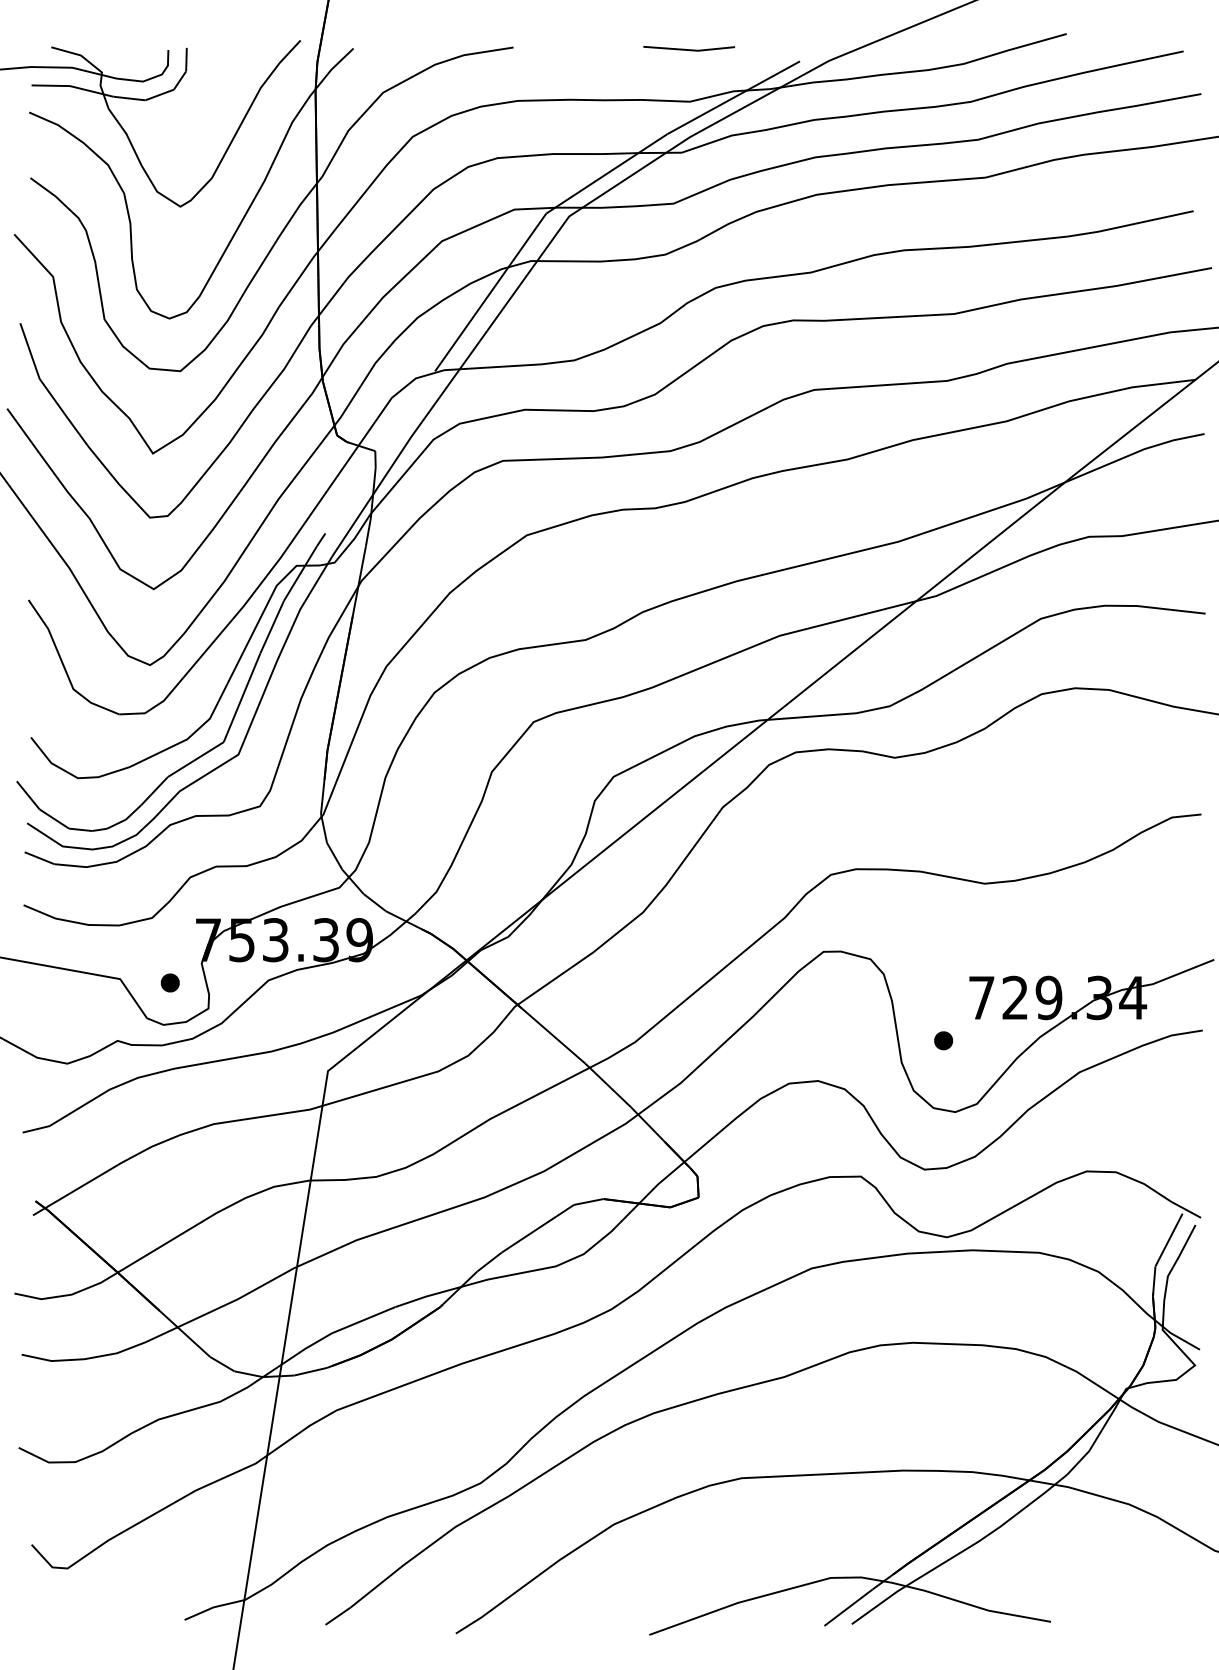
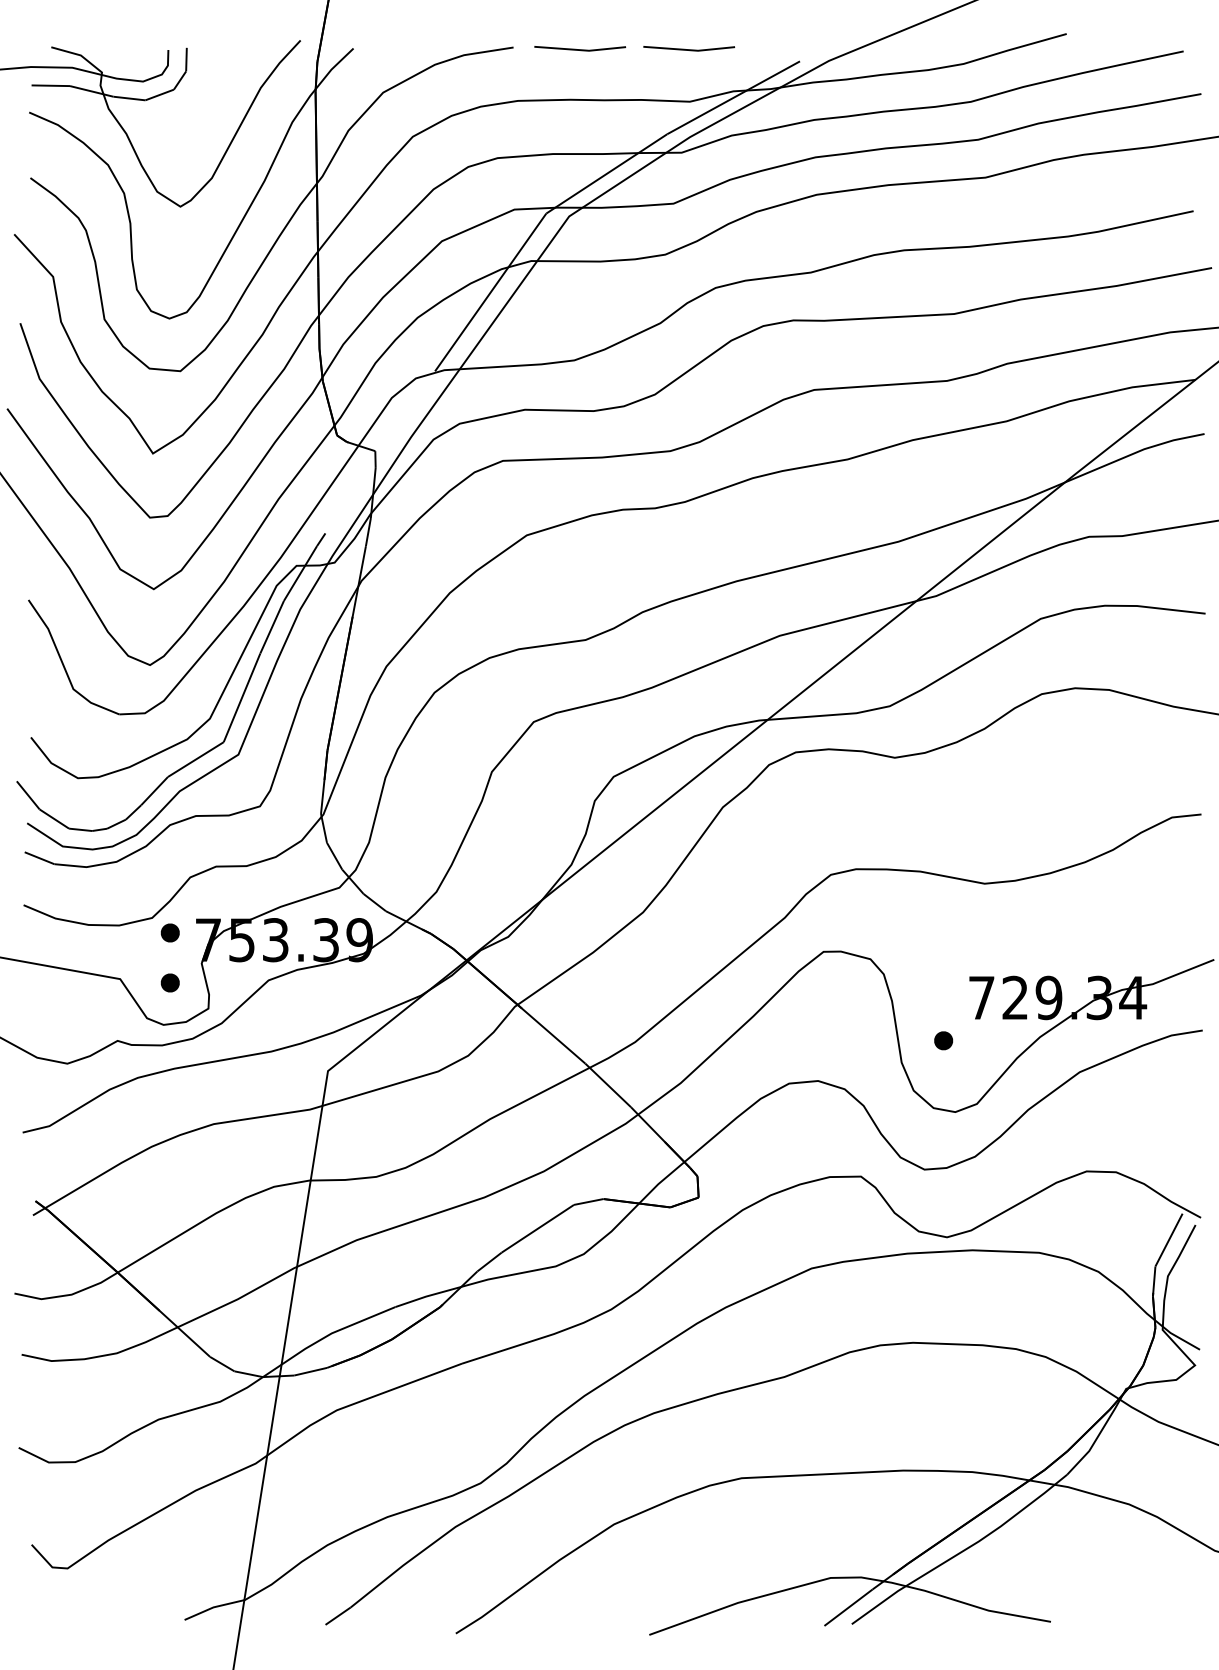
line: none -> present (580, 49)
part: none -> present (169, 932)
